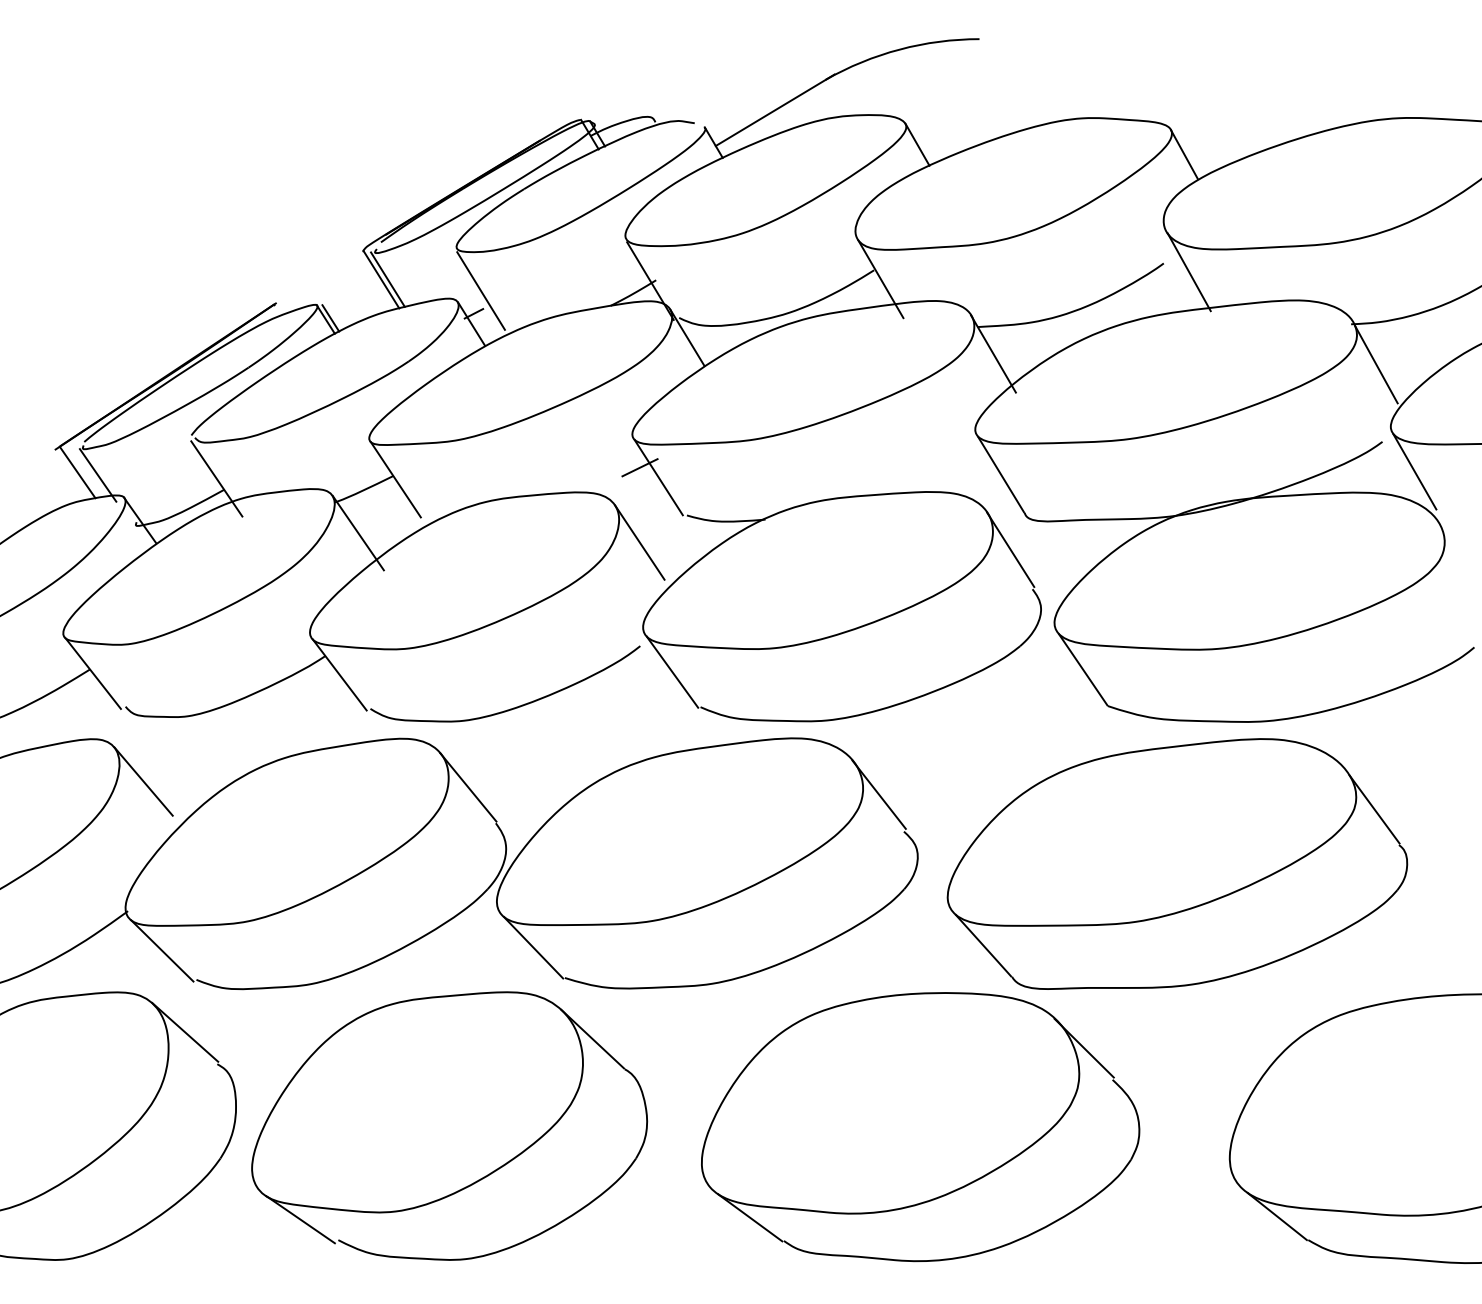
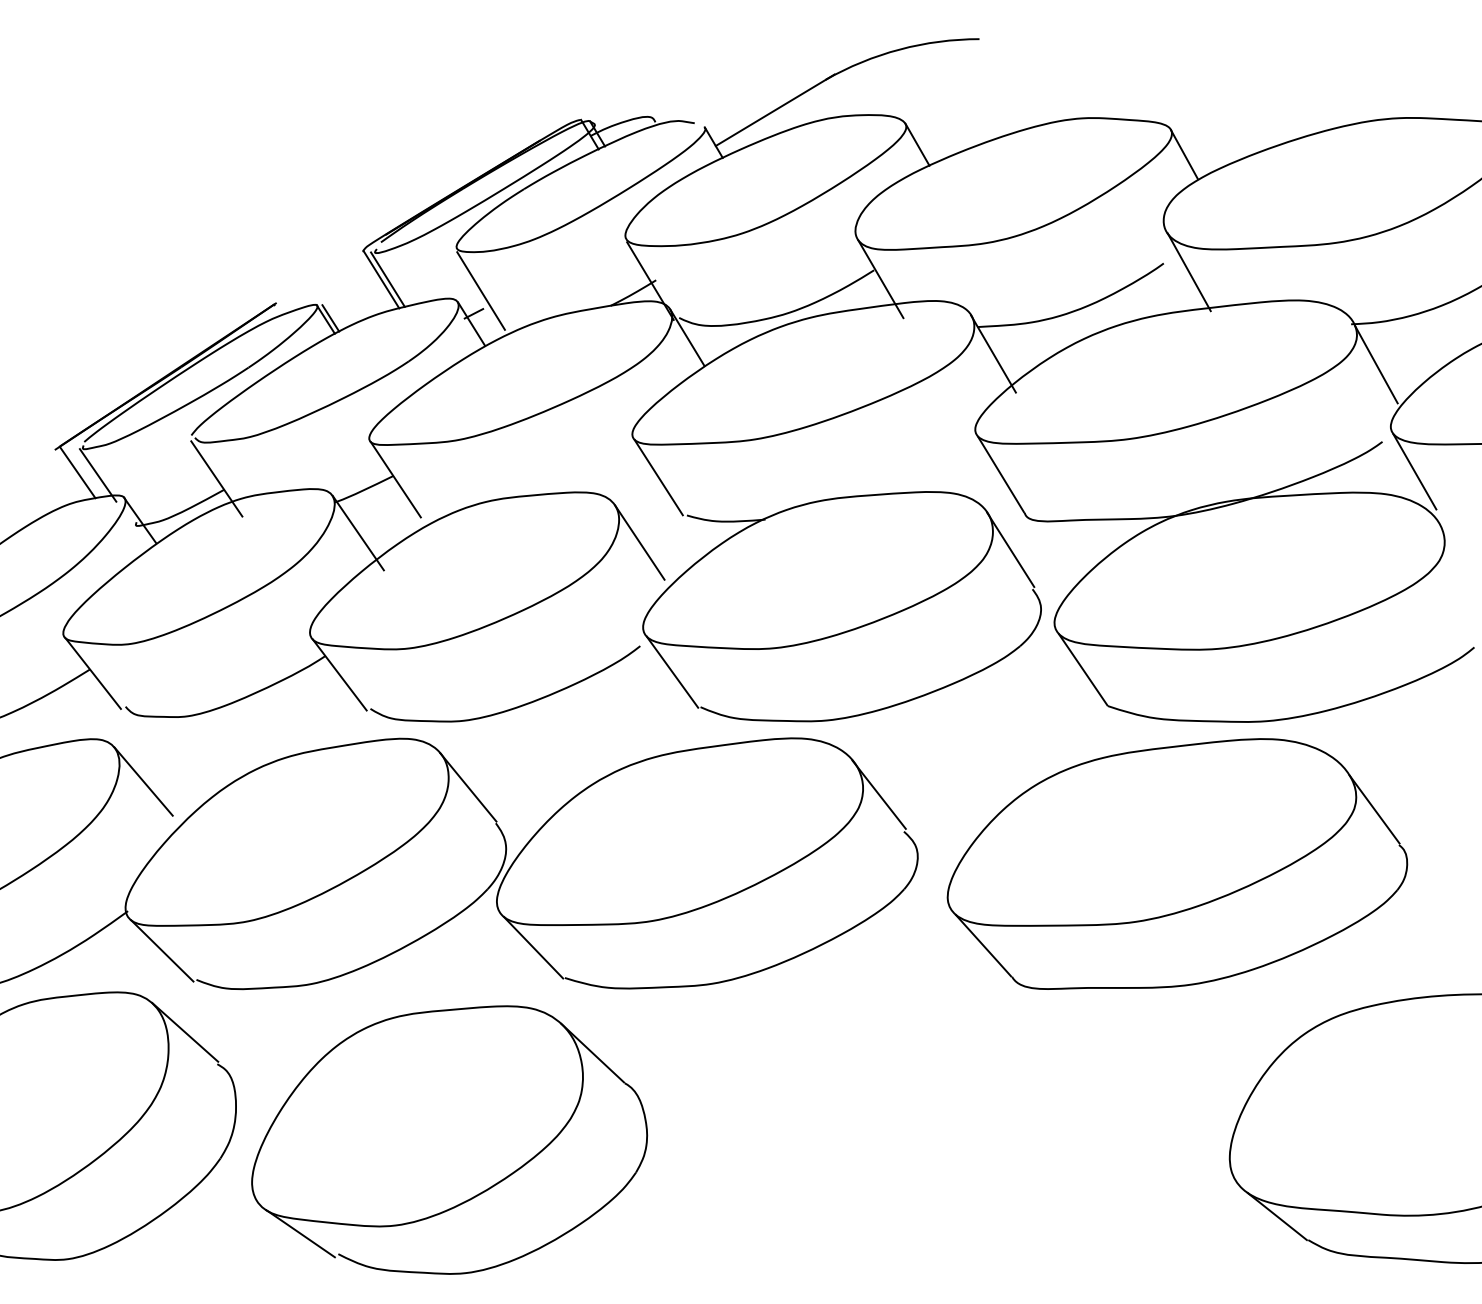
line: present -> none (639, 467)
part position: (449, 1125) -> (449, 1139) (449, 1139)
part: present -> none (920, 1127)
